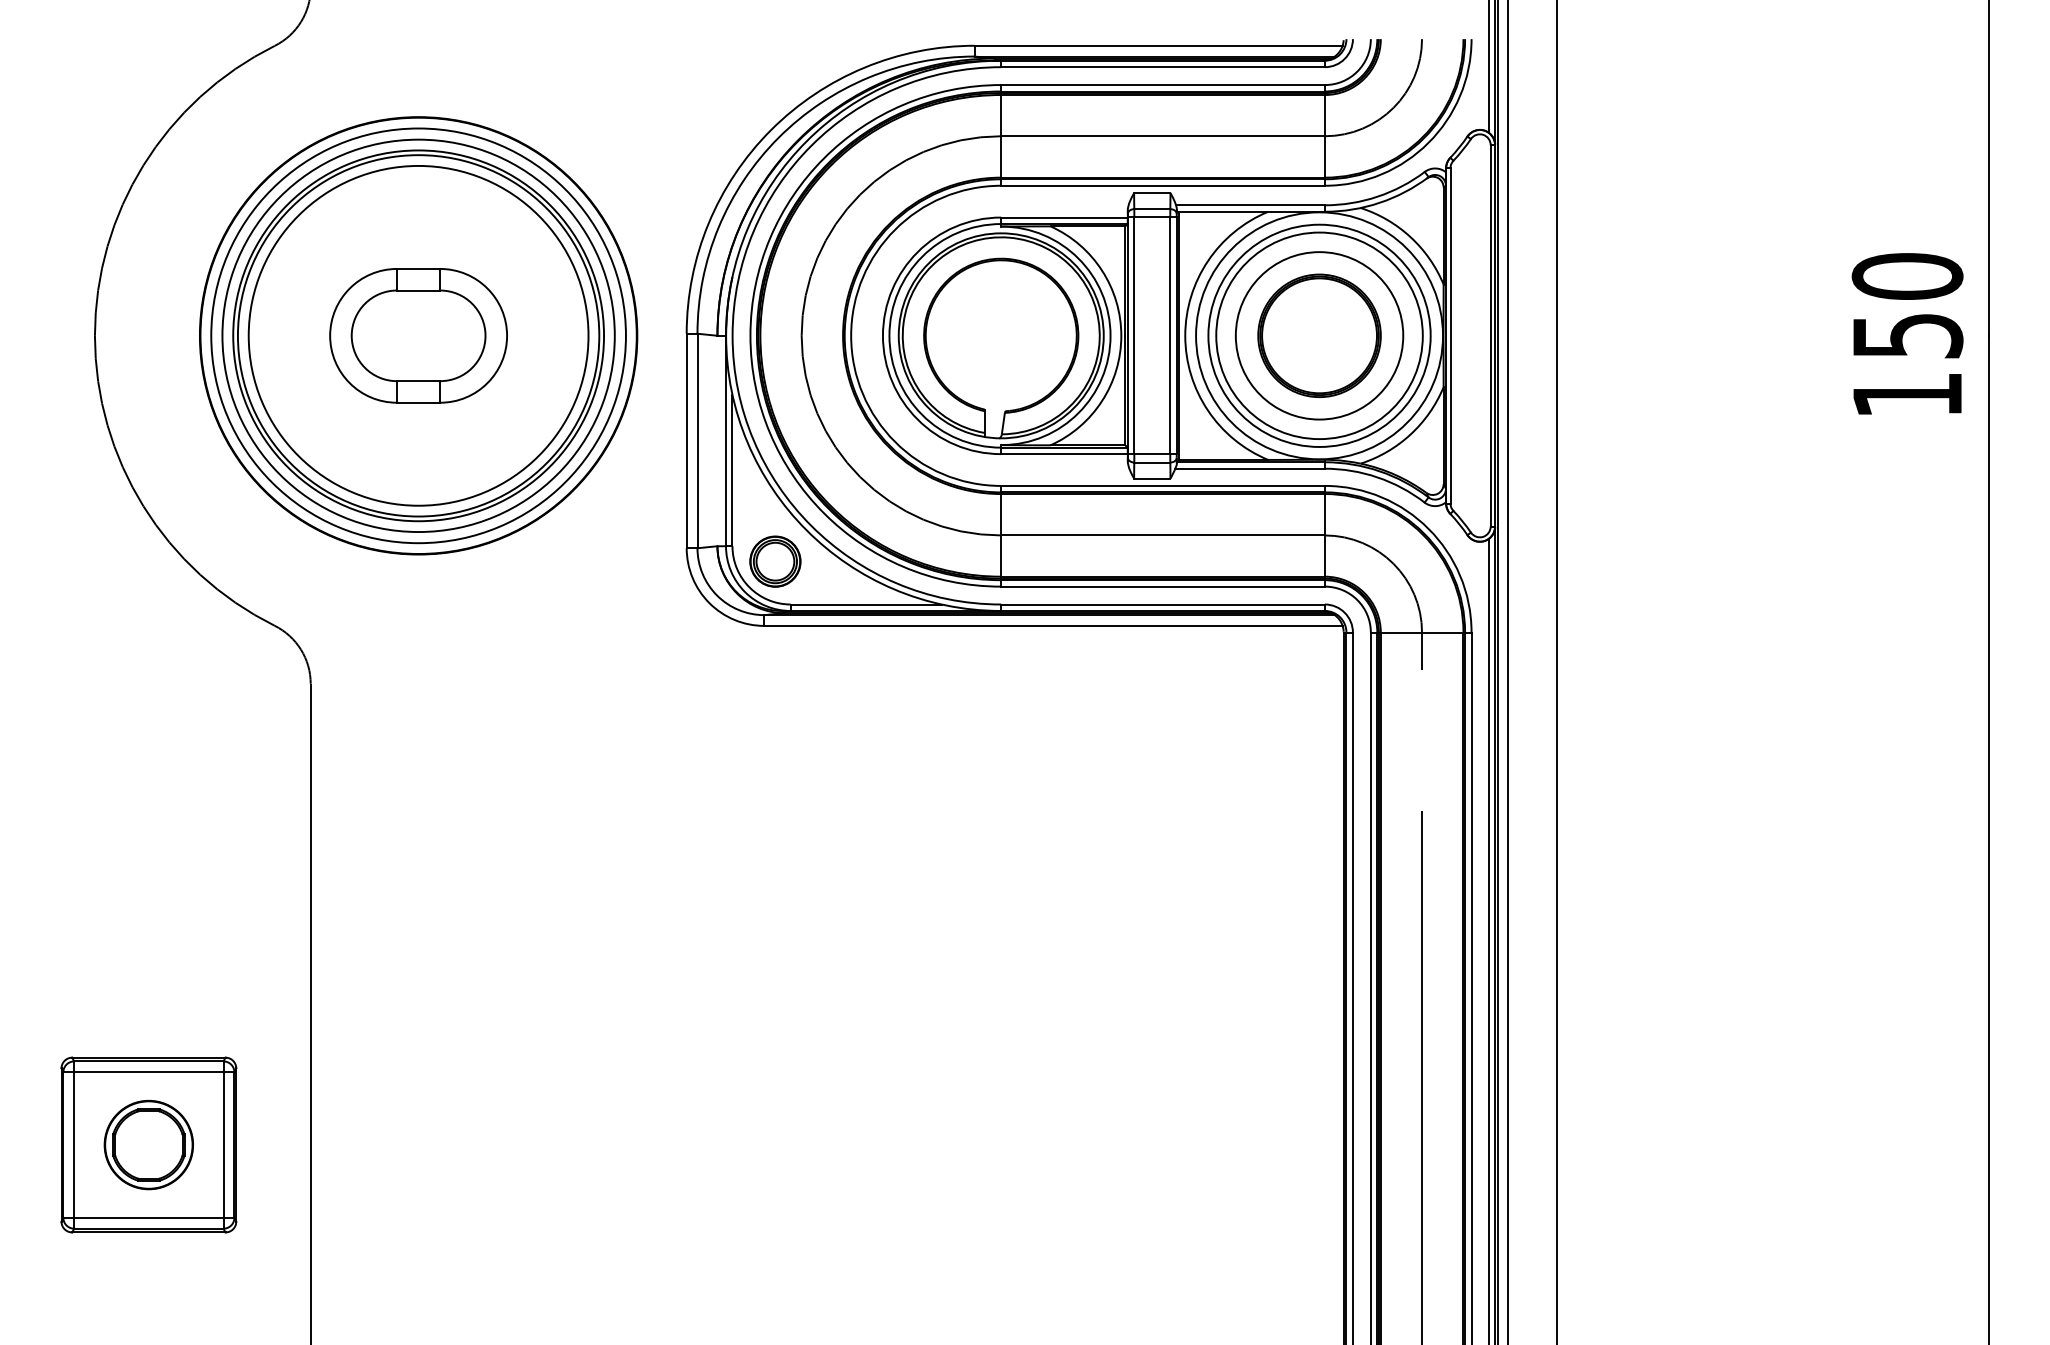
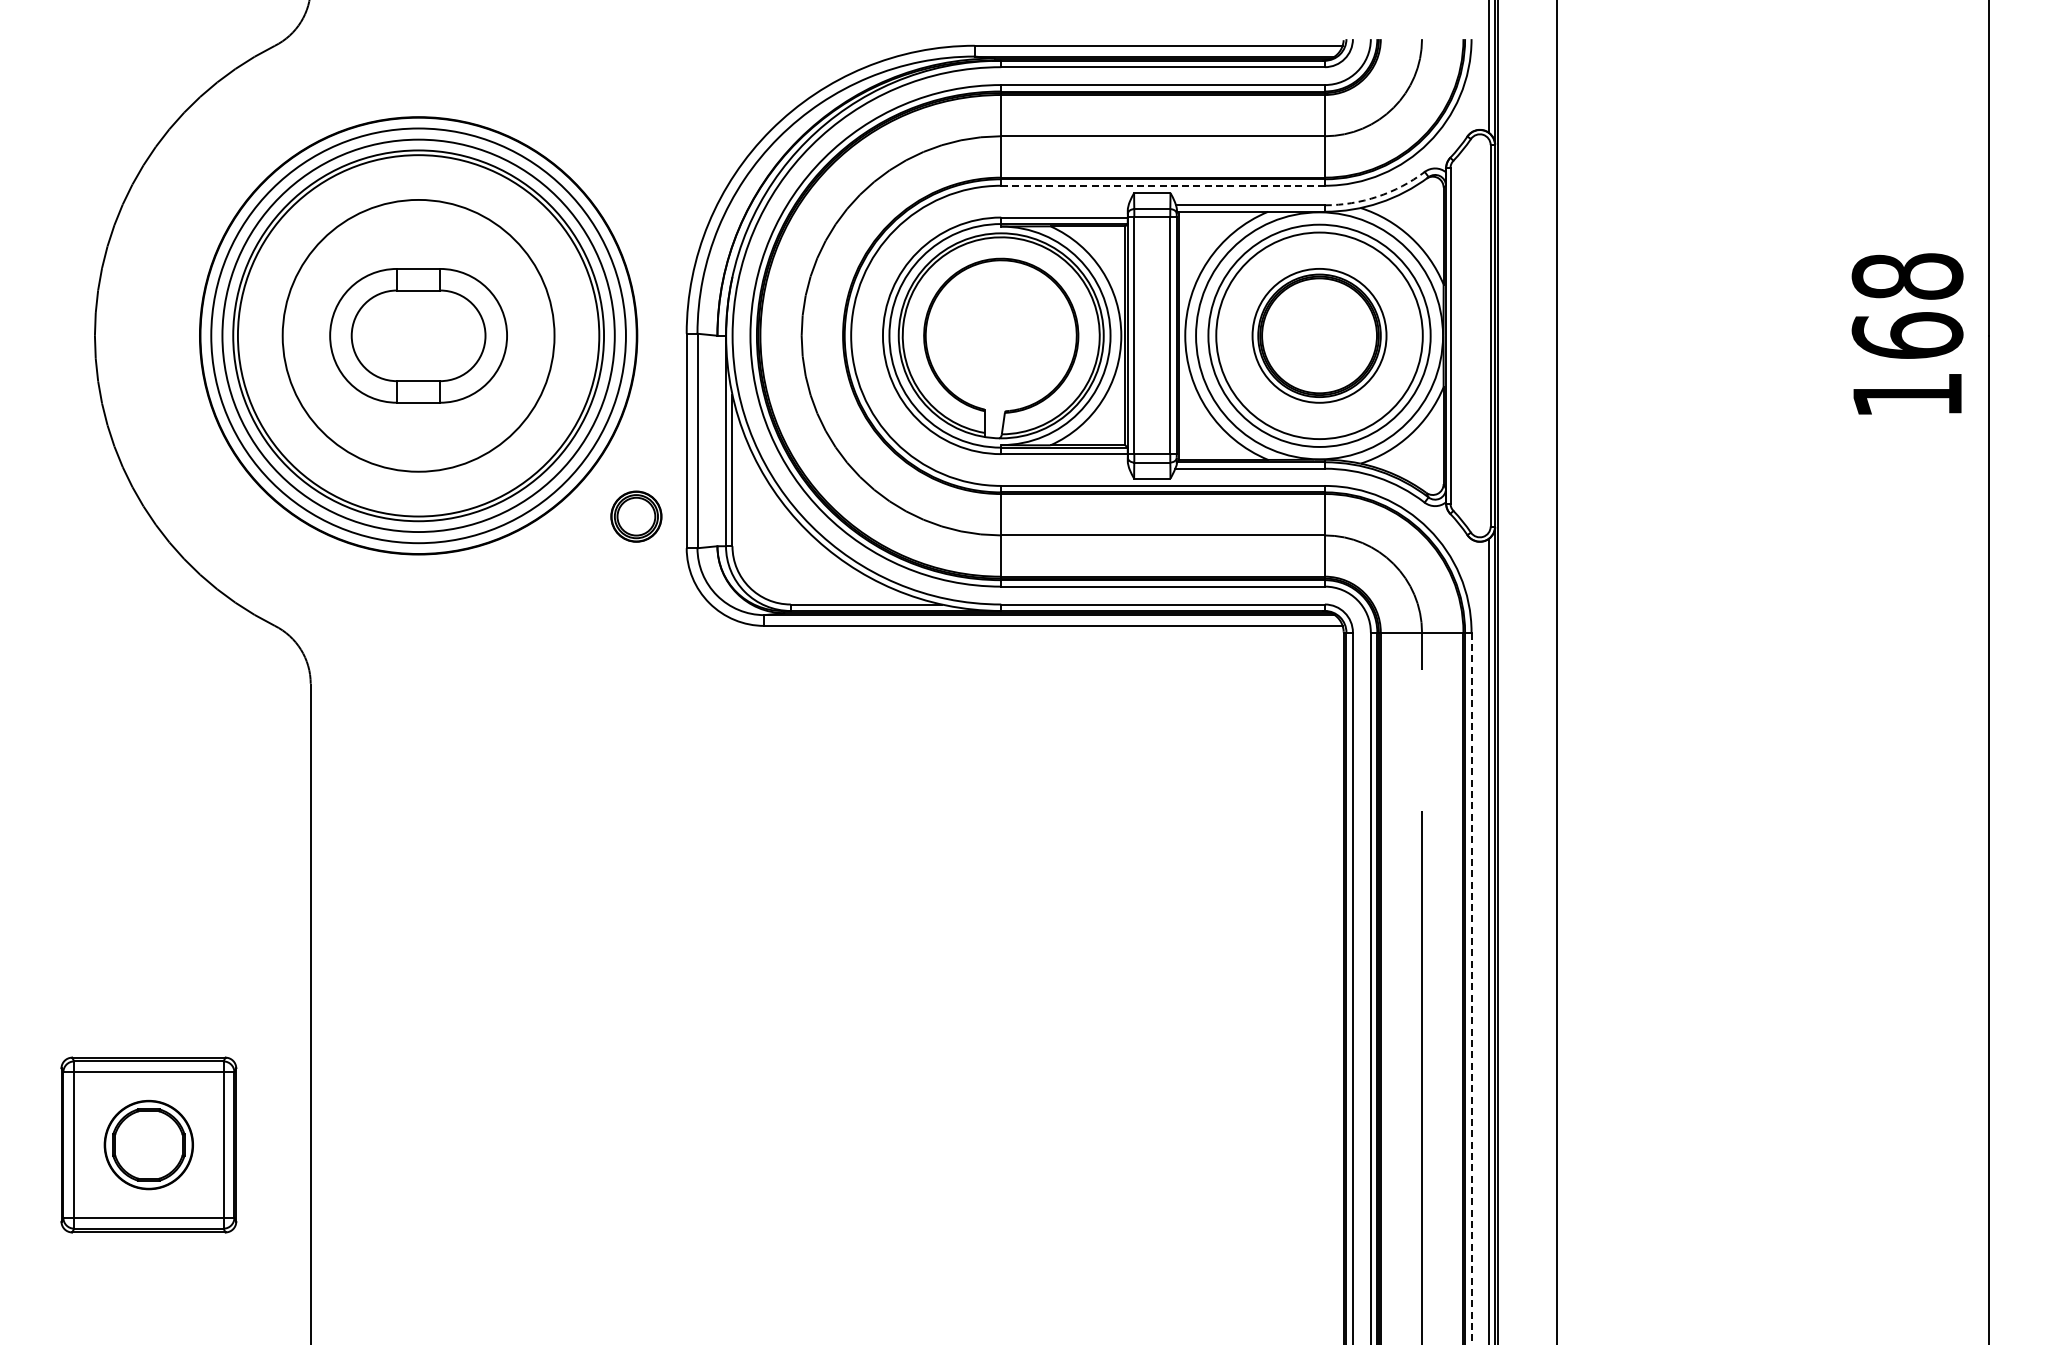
line: solid -> dashed (1163, 185)
arc: solid -> dashed (1377, 196)
text: 150 -> 168 (1907, 305)
circle diameter: 340 px -> 272 px (418, 335)
circle diameter: 167 px -> 134 px (1319, 335)
part position: (775, 561) -> (636, 516) (636, 516)
line: present -> none (1508, 671)
line: solid -> dashed (1471, 988)
